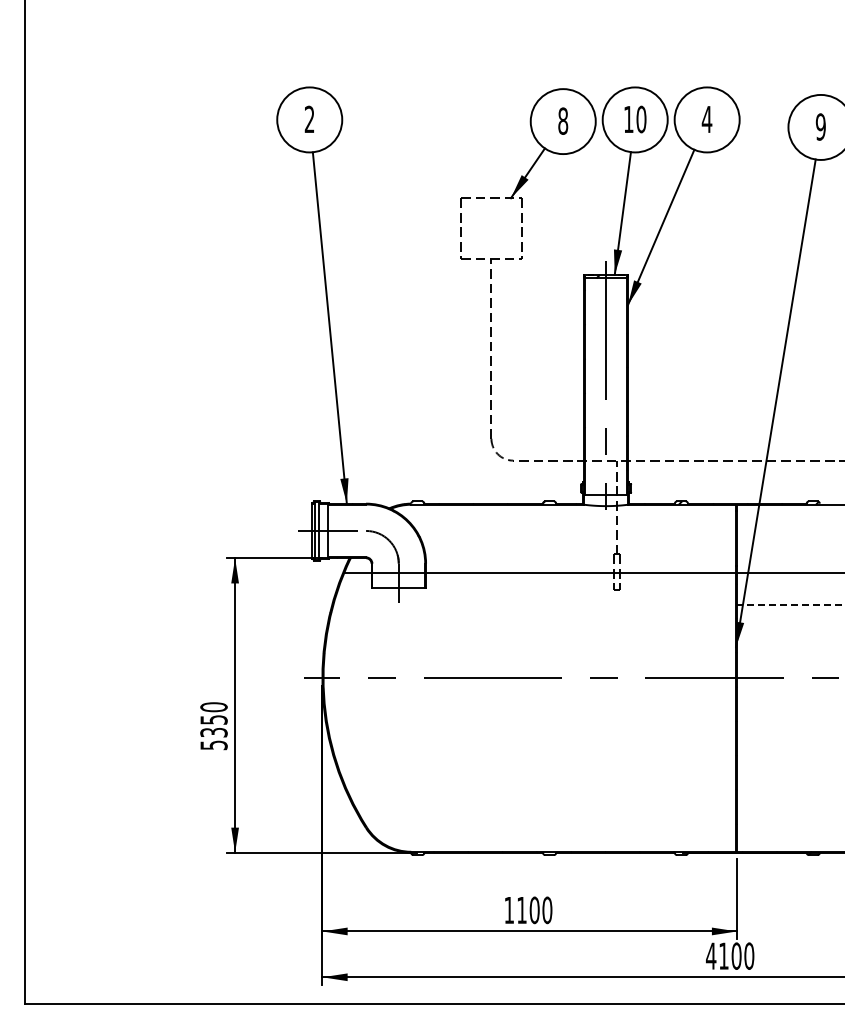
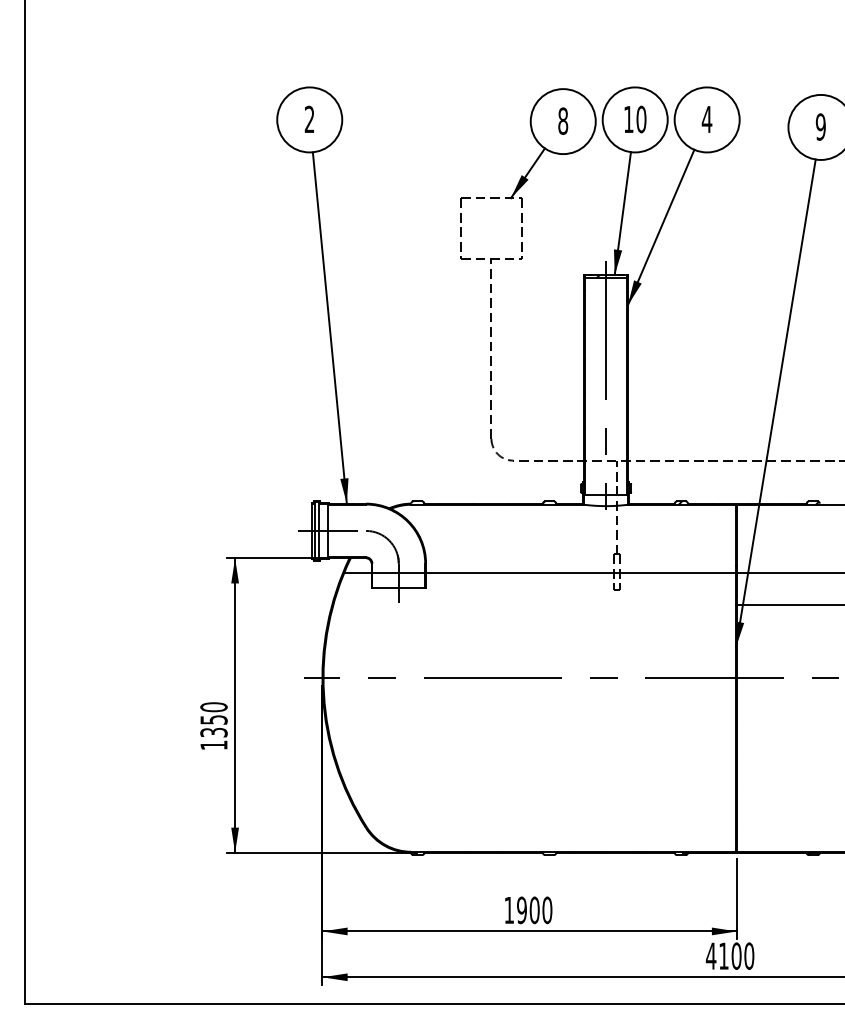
line: dashed -> solid (790, 605)
text: 5350 -> 1350 (213, 745)
text: 1100 -> 1900 (521, 910)
